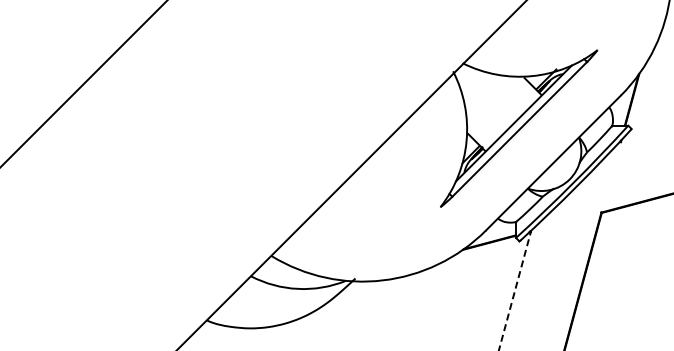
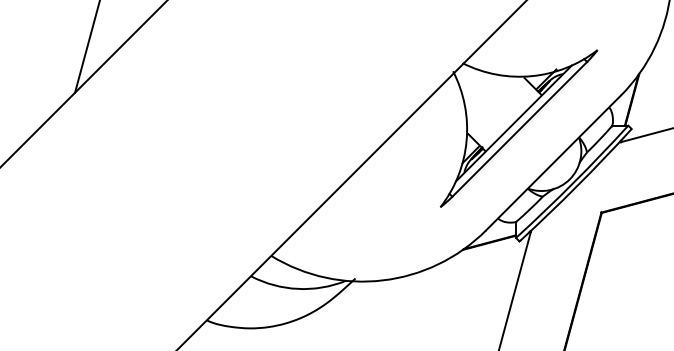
line: none -> present (87, 47)
line: none -> present (645, 135)
line: dashed -> solid (515, 290)
